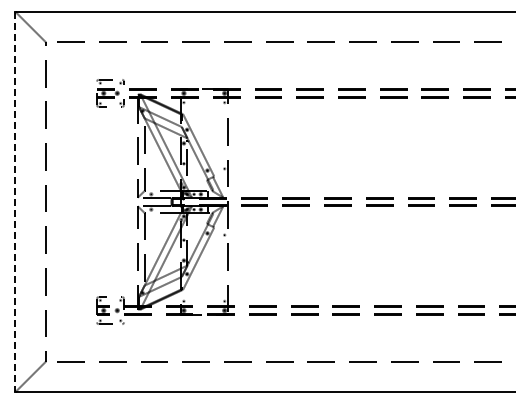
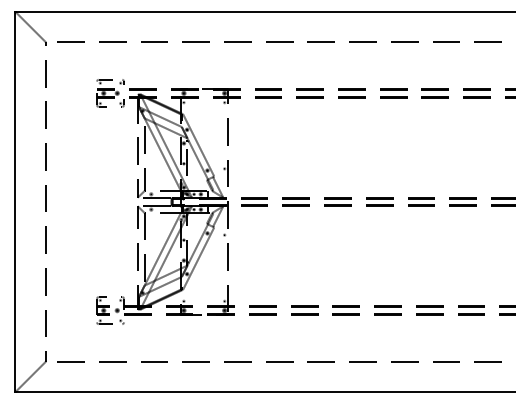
line: dashed -> solid (15, 202)
